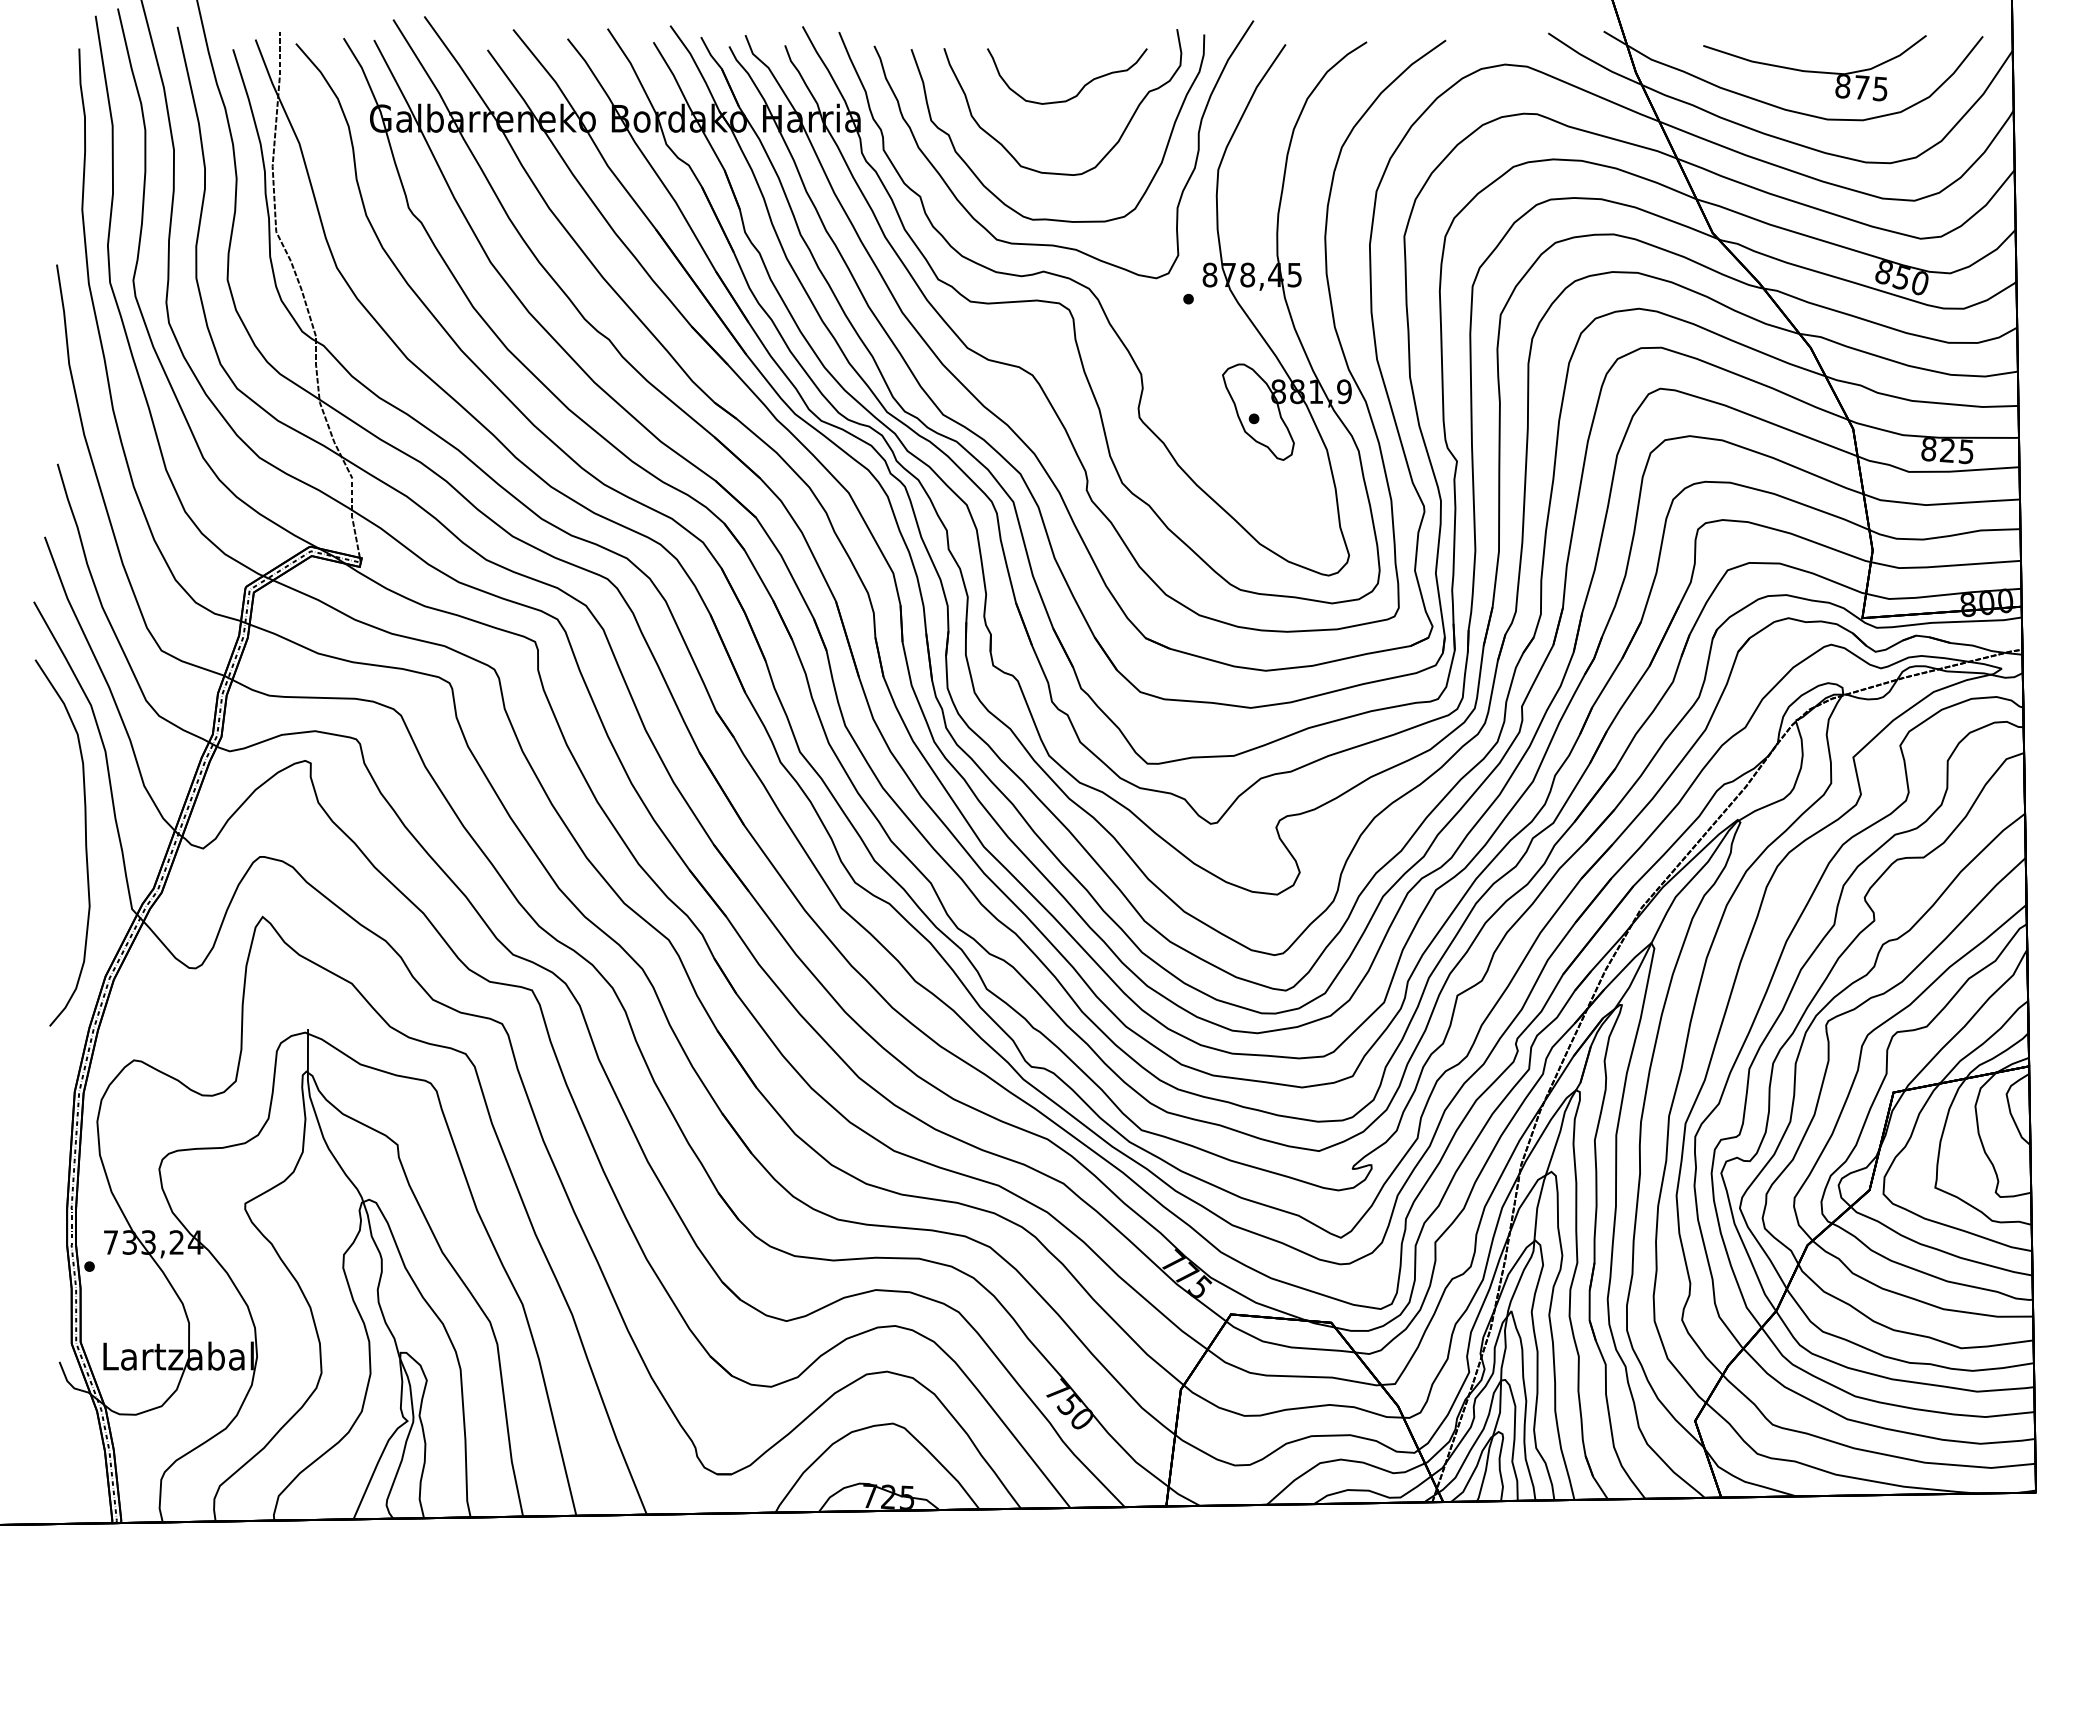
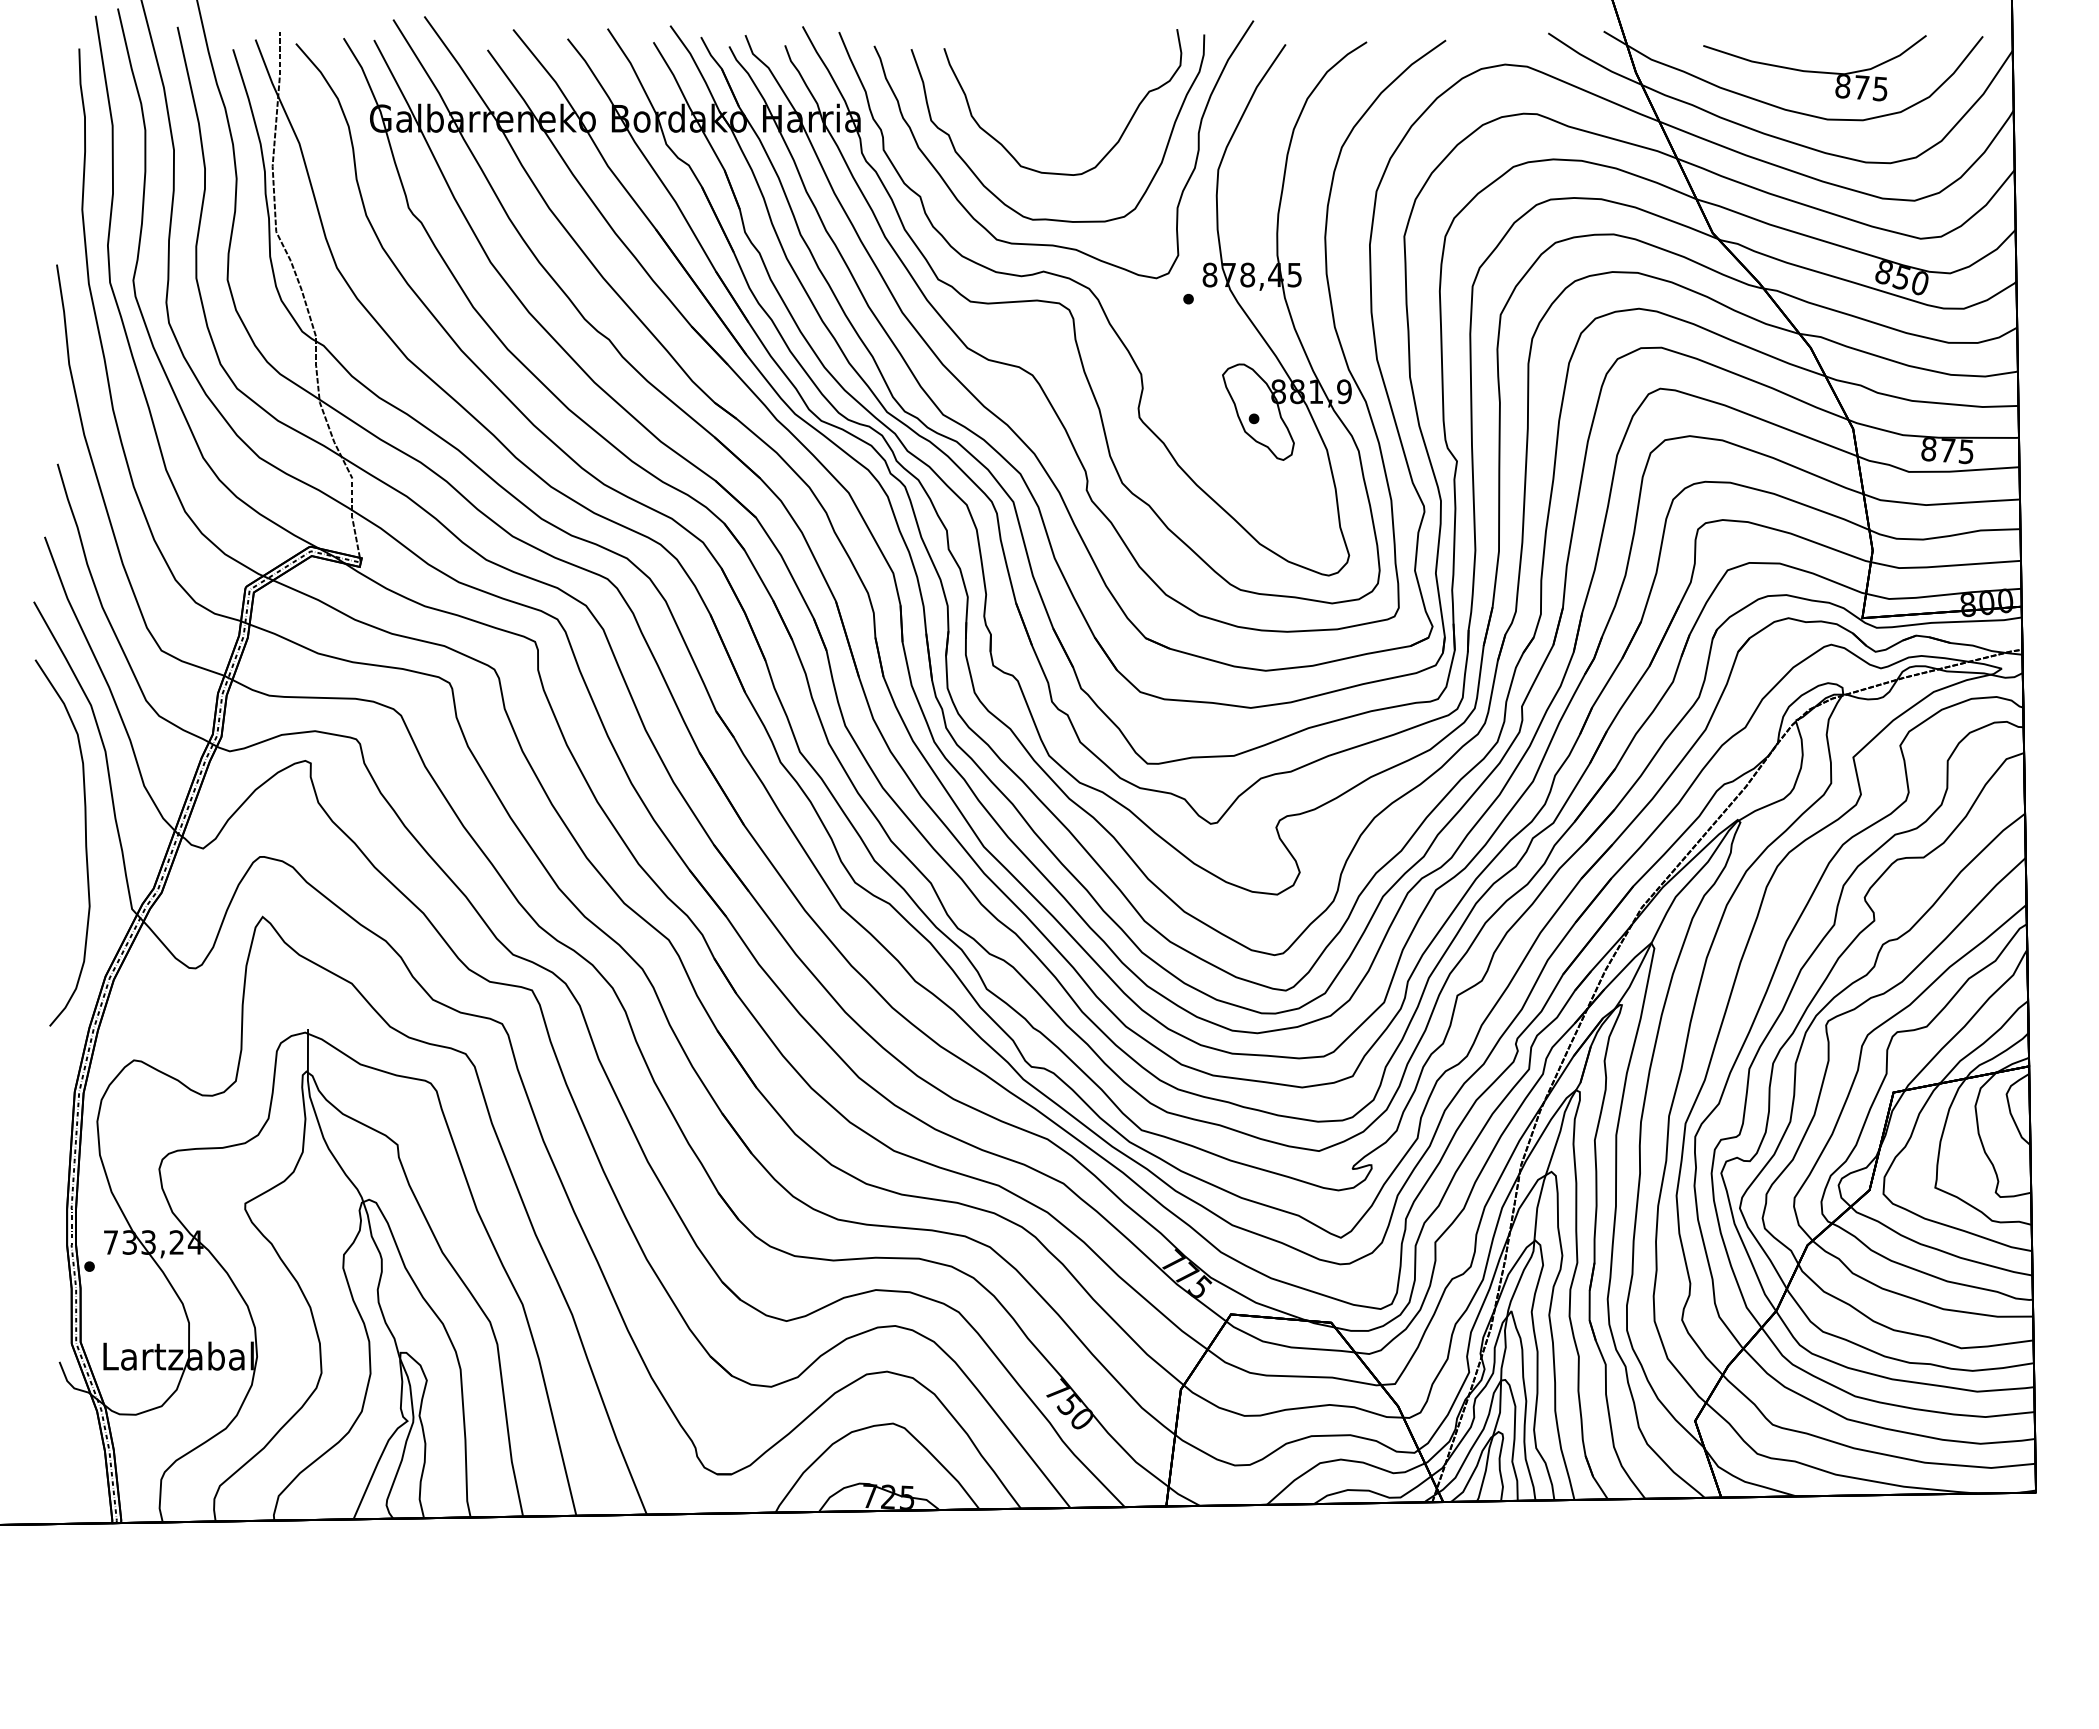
curve: present -> none (1083, 85)
text: 825 -> 875 (1947, 450)
